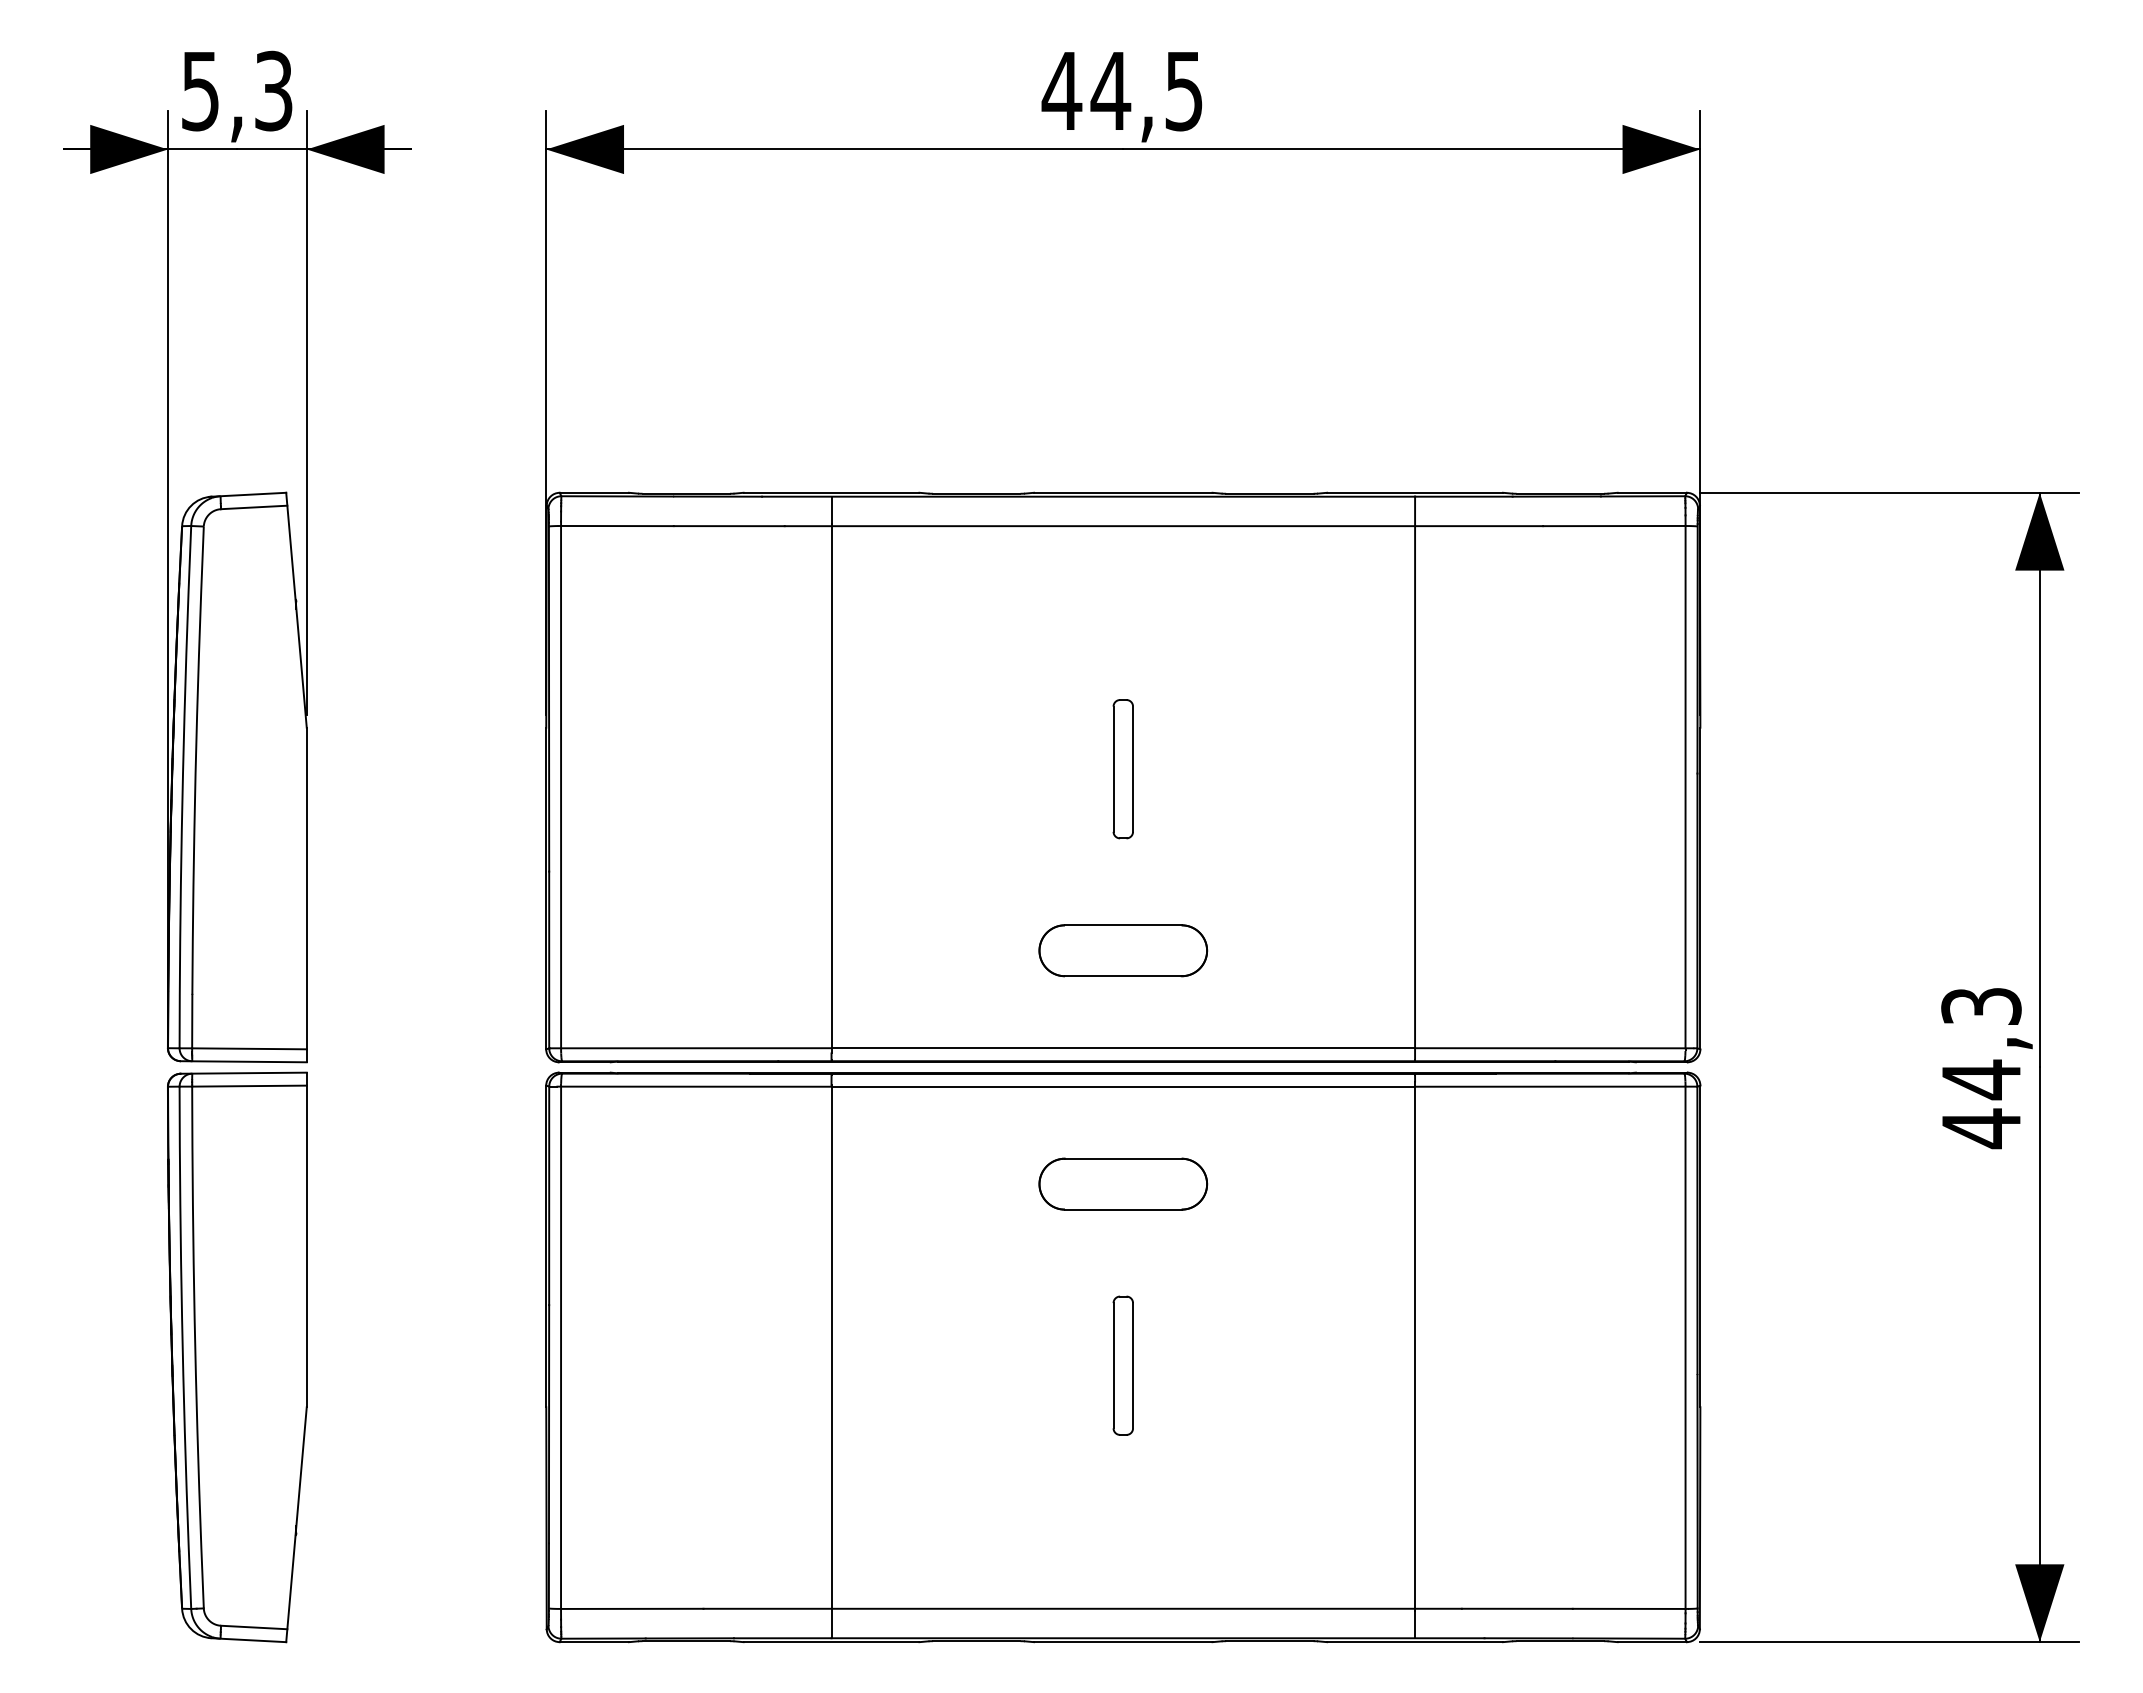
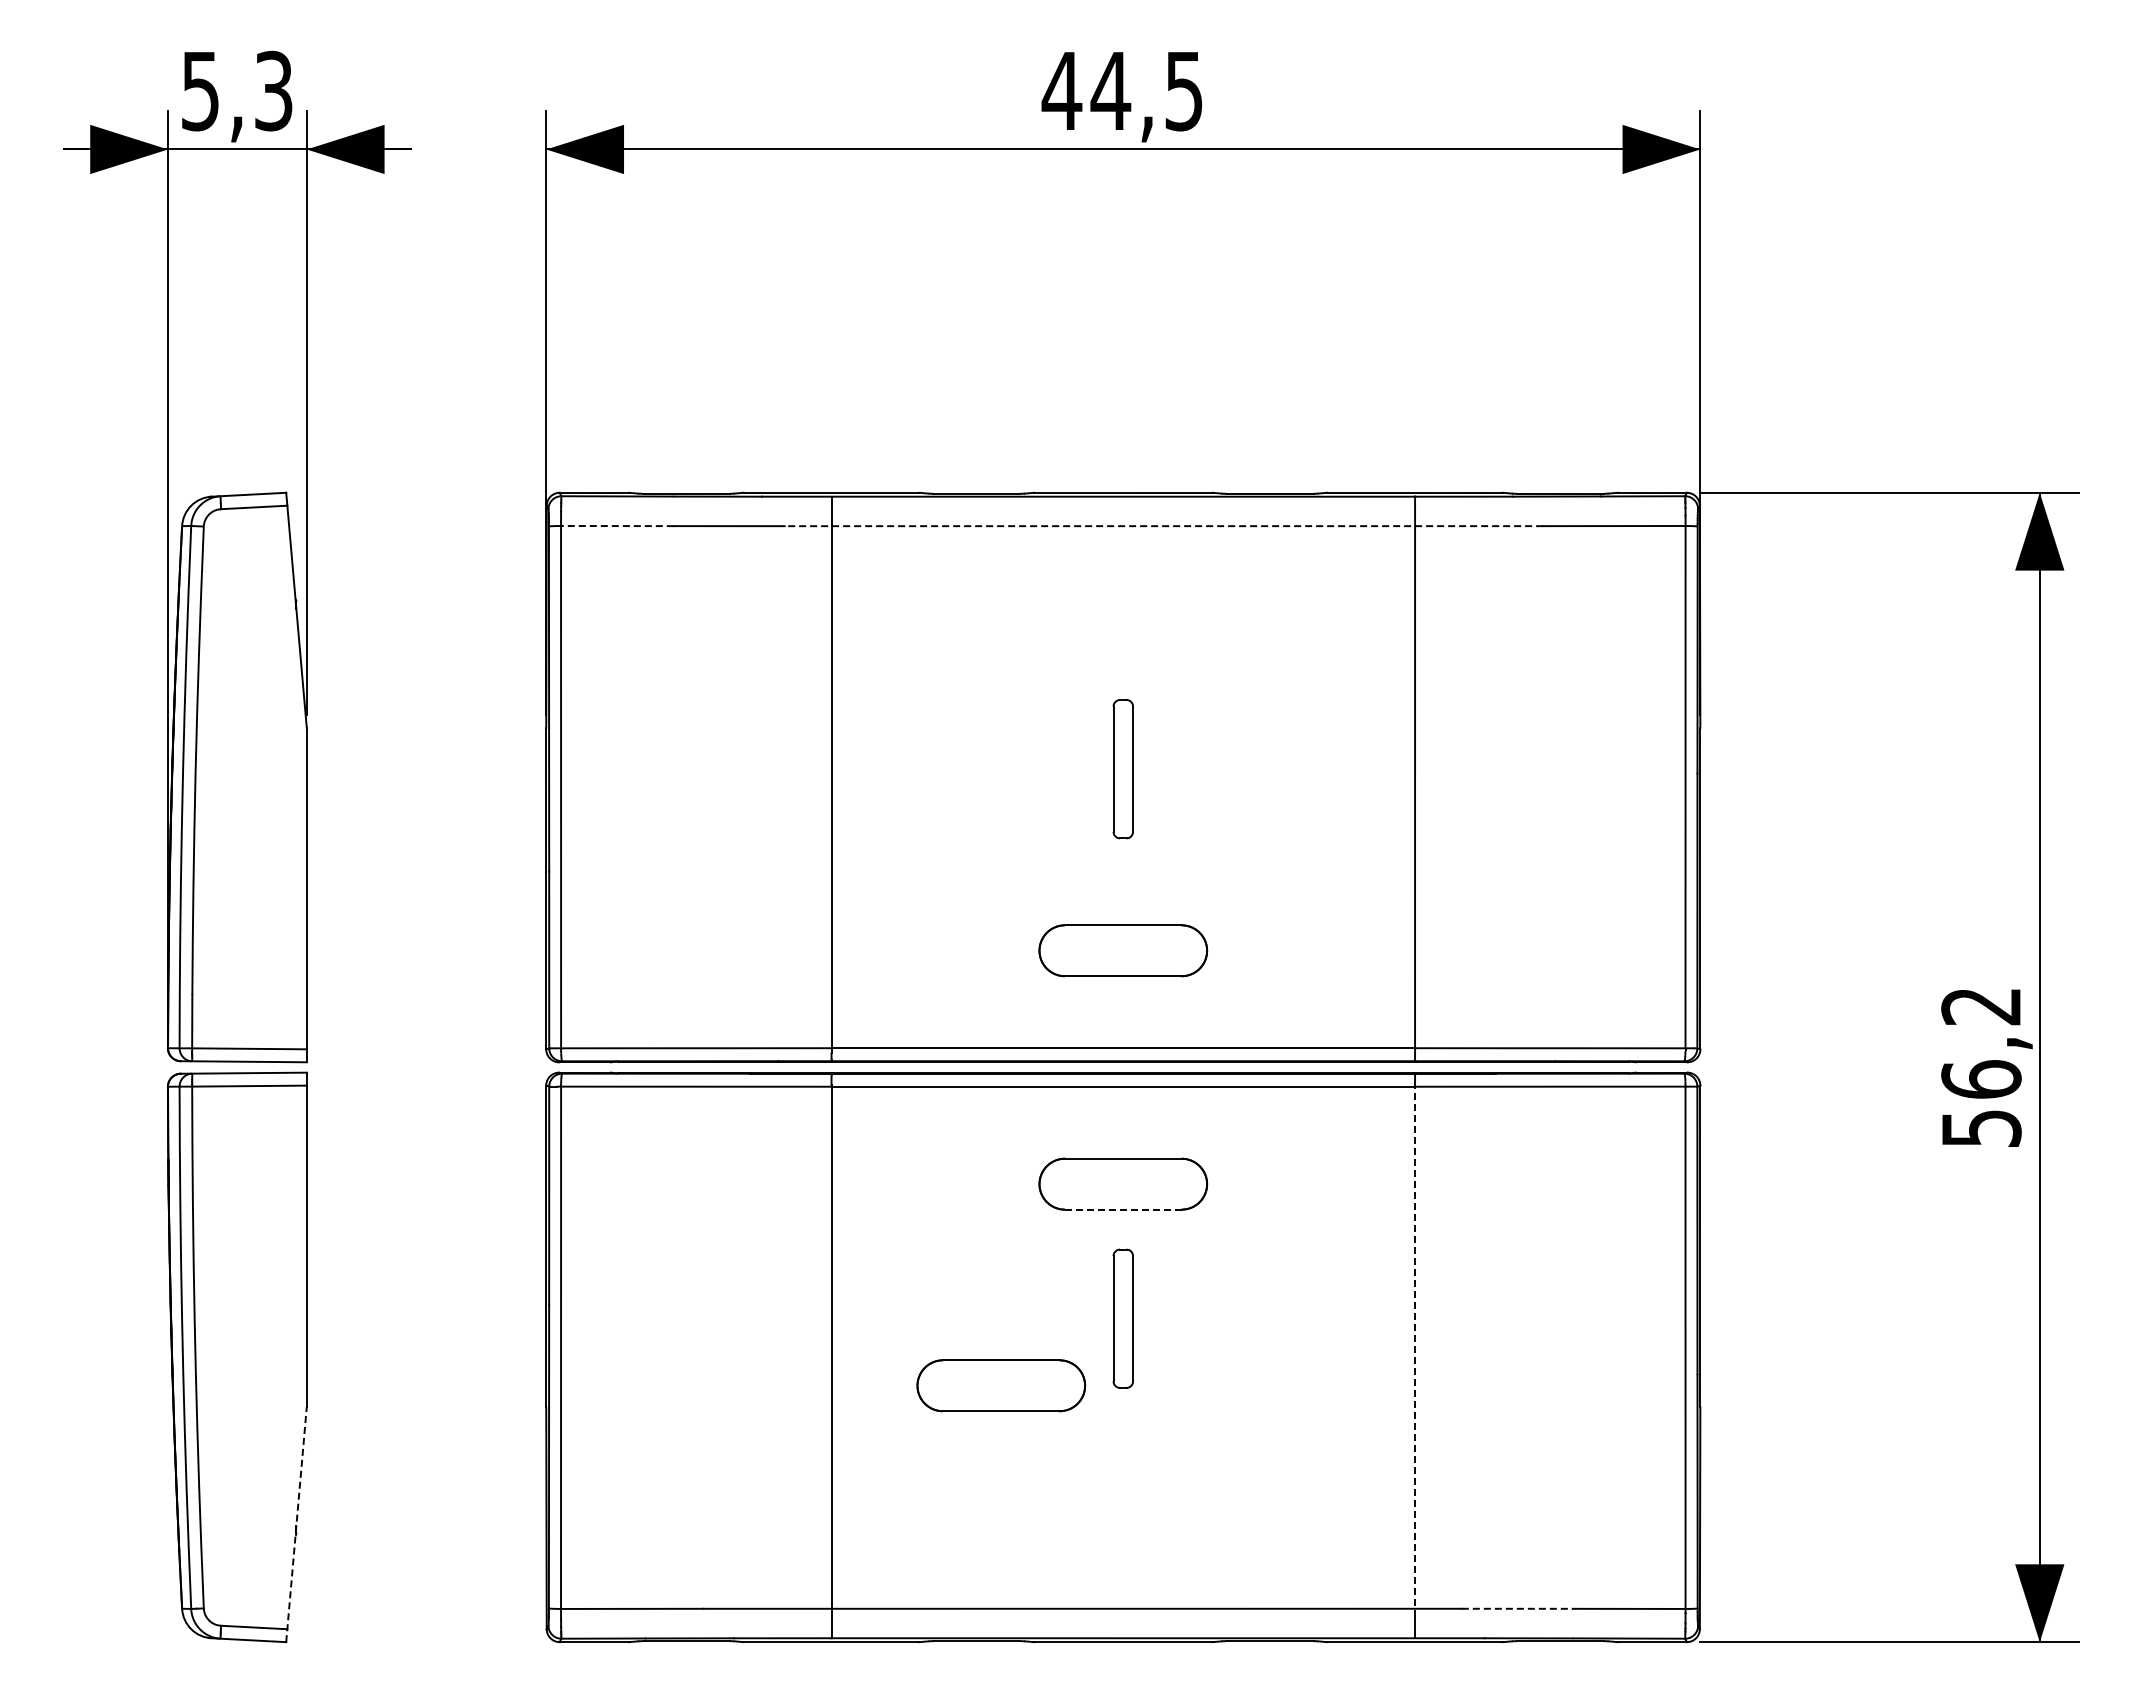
line: solid -> dashed (616, 526)
line: solid -> dashed (1163, 526)
text: 44,3 -> 56,2 (1981, 1068)
line: solid -> dashed (1122, 1209)
line: solid -> dashed (1415, 1346)
part position: (1122, 1365) -> (1122, 1318) (1122, 1318)
part: none -> present (1001, 1385)
line: solid -> dashed (296, 1524)
line: solid -> dashed (1517, 1608)
